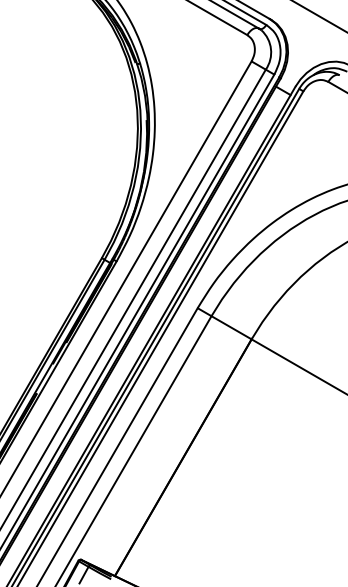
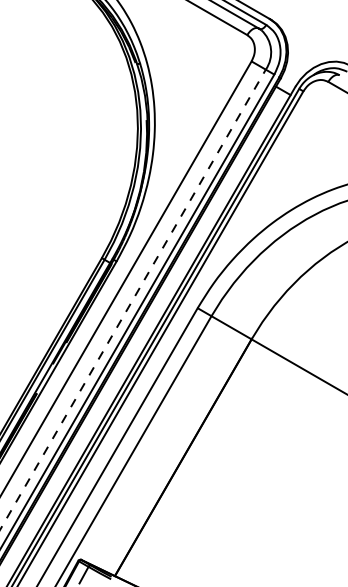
line: present -> none (319, 16)
line: solid -> dashed (132, 299)
